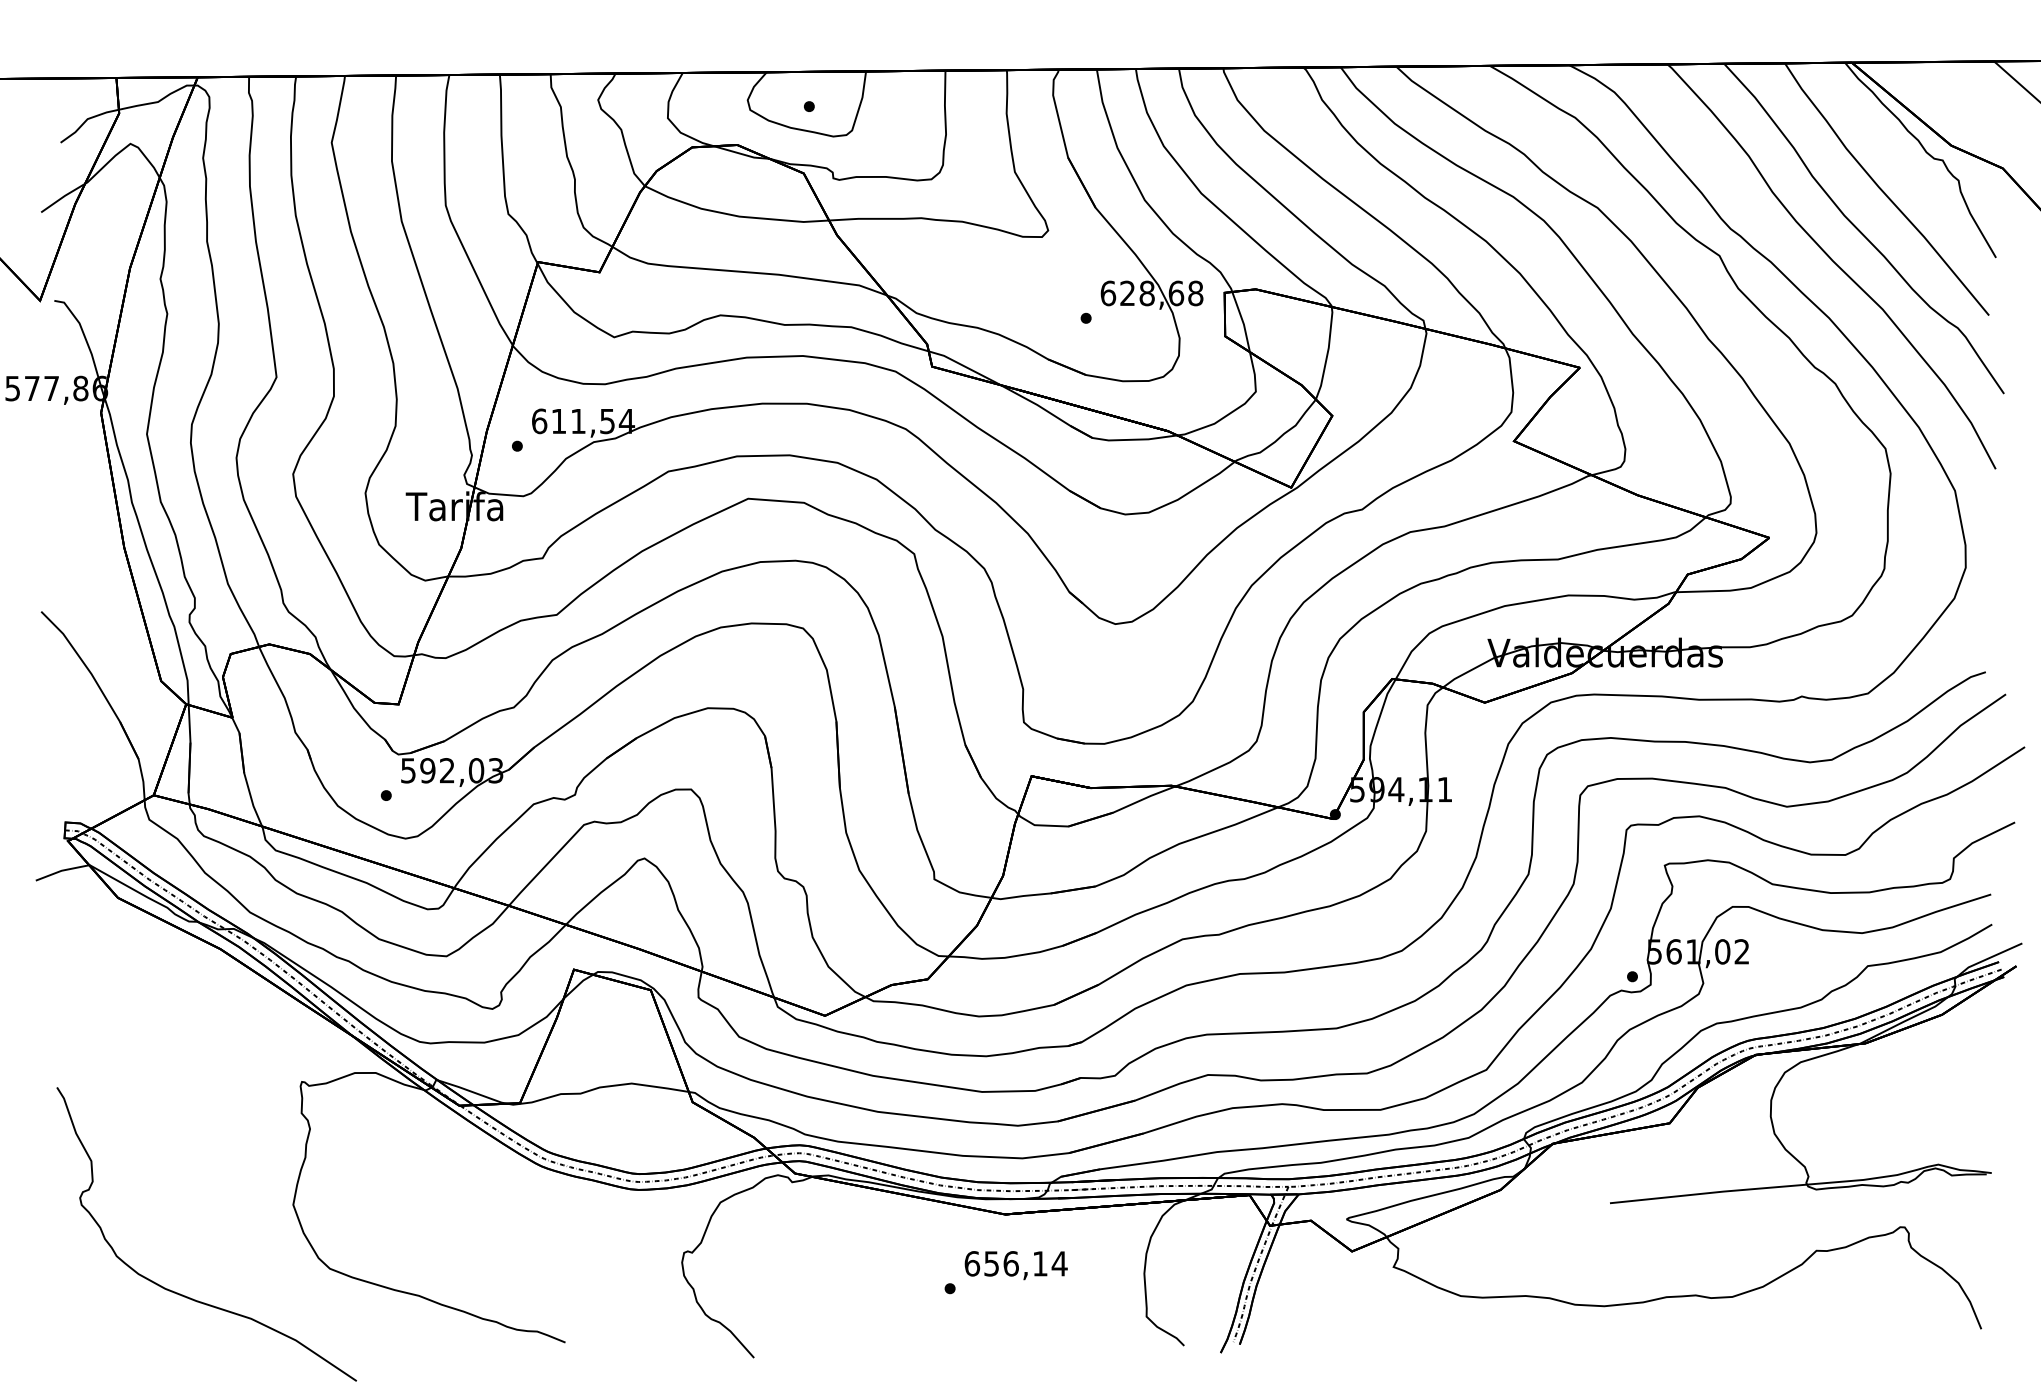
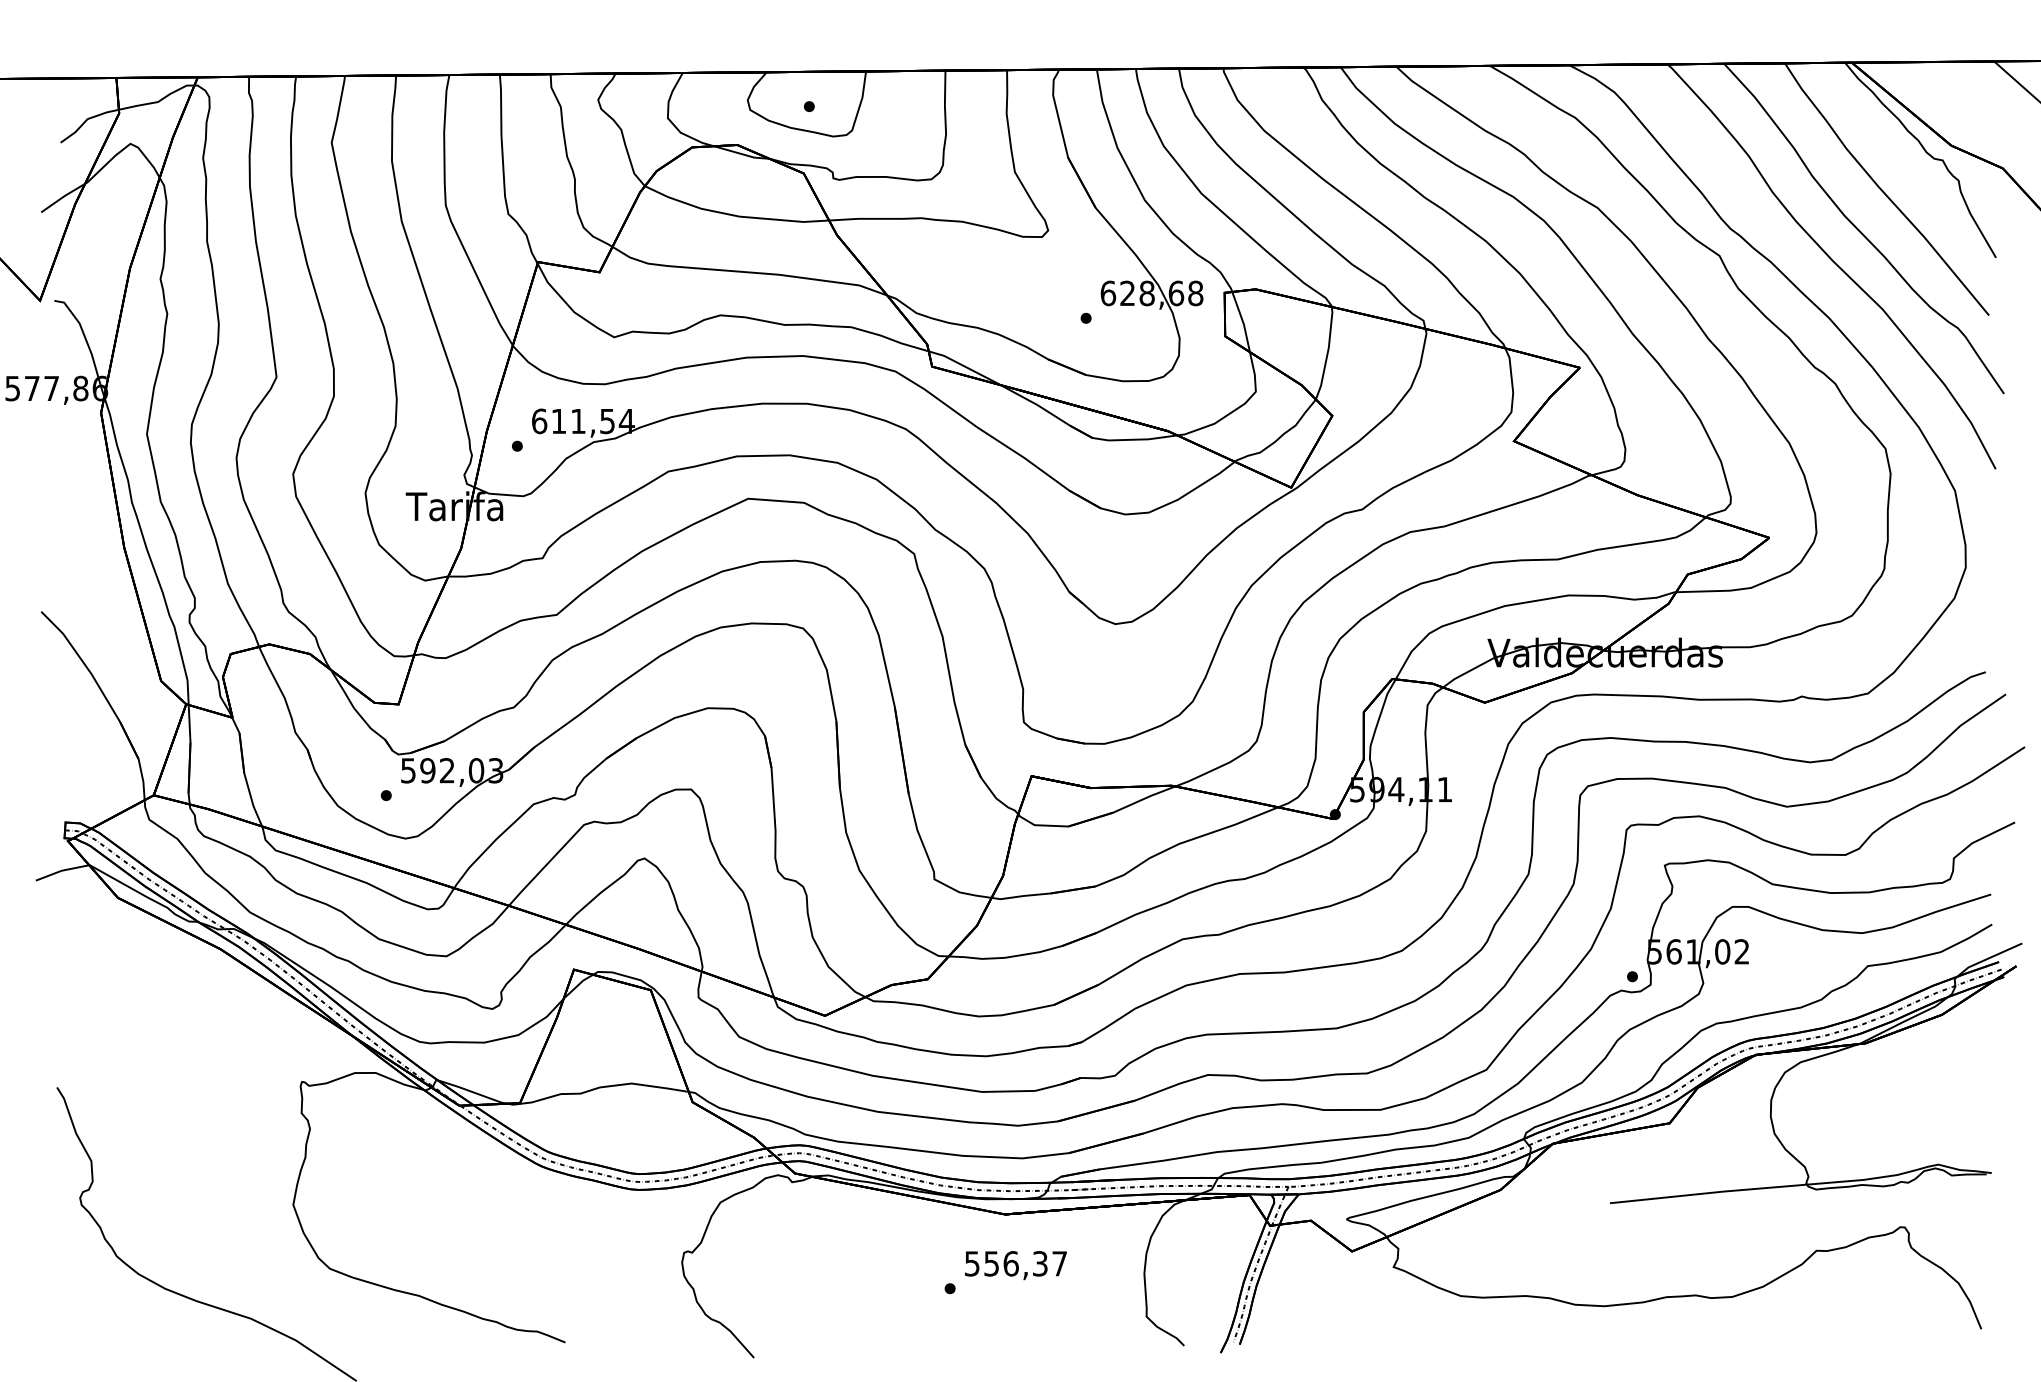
text: 656,14 -> 556,37 (1015, 1263)
